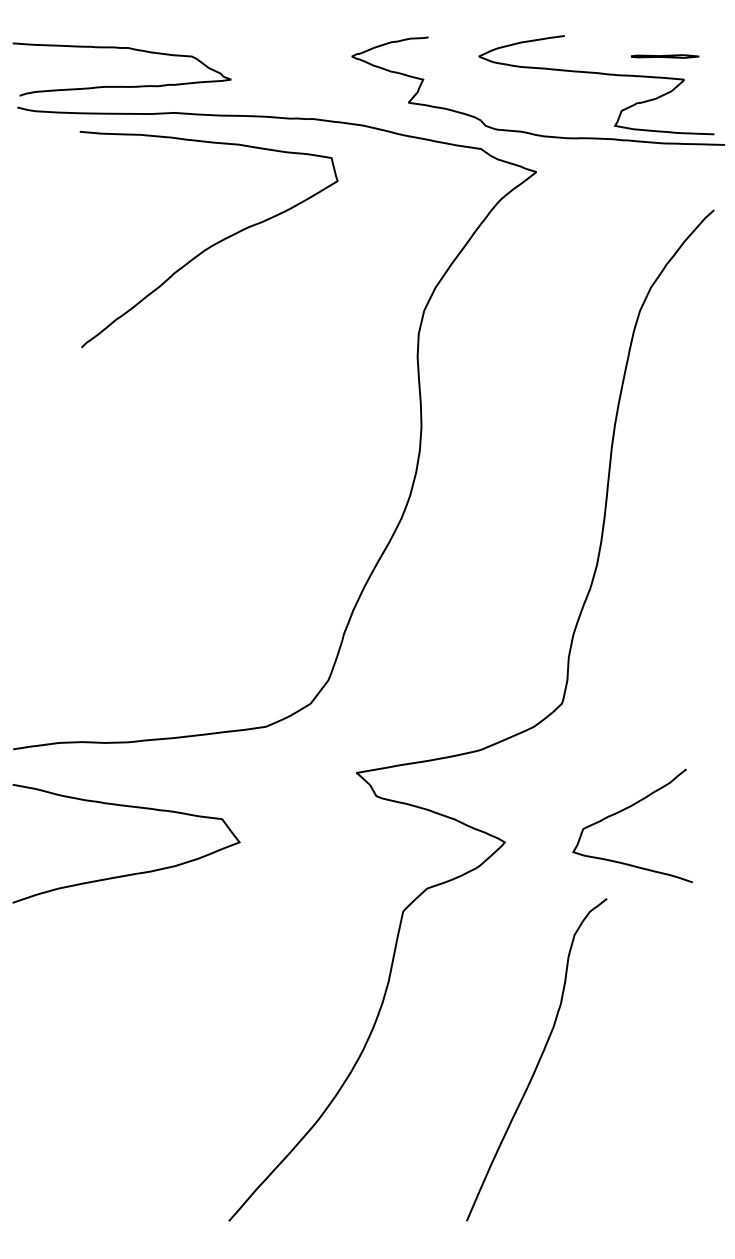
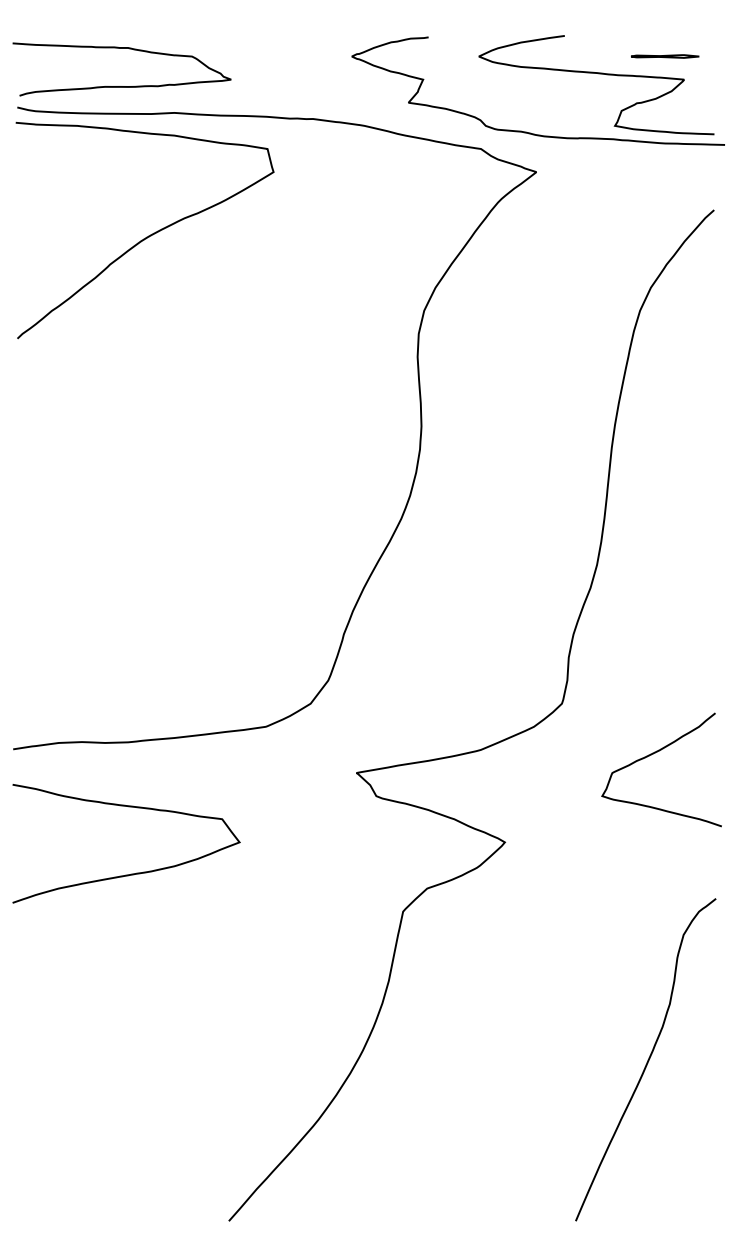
curve position: (210, 245) -> (146, 236) (146, 236)
curve position: (624, 810) -> (653, 754) (653, 754)
curve position: (538, 1059) -> (647, 1059) (647, 1059)
